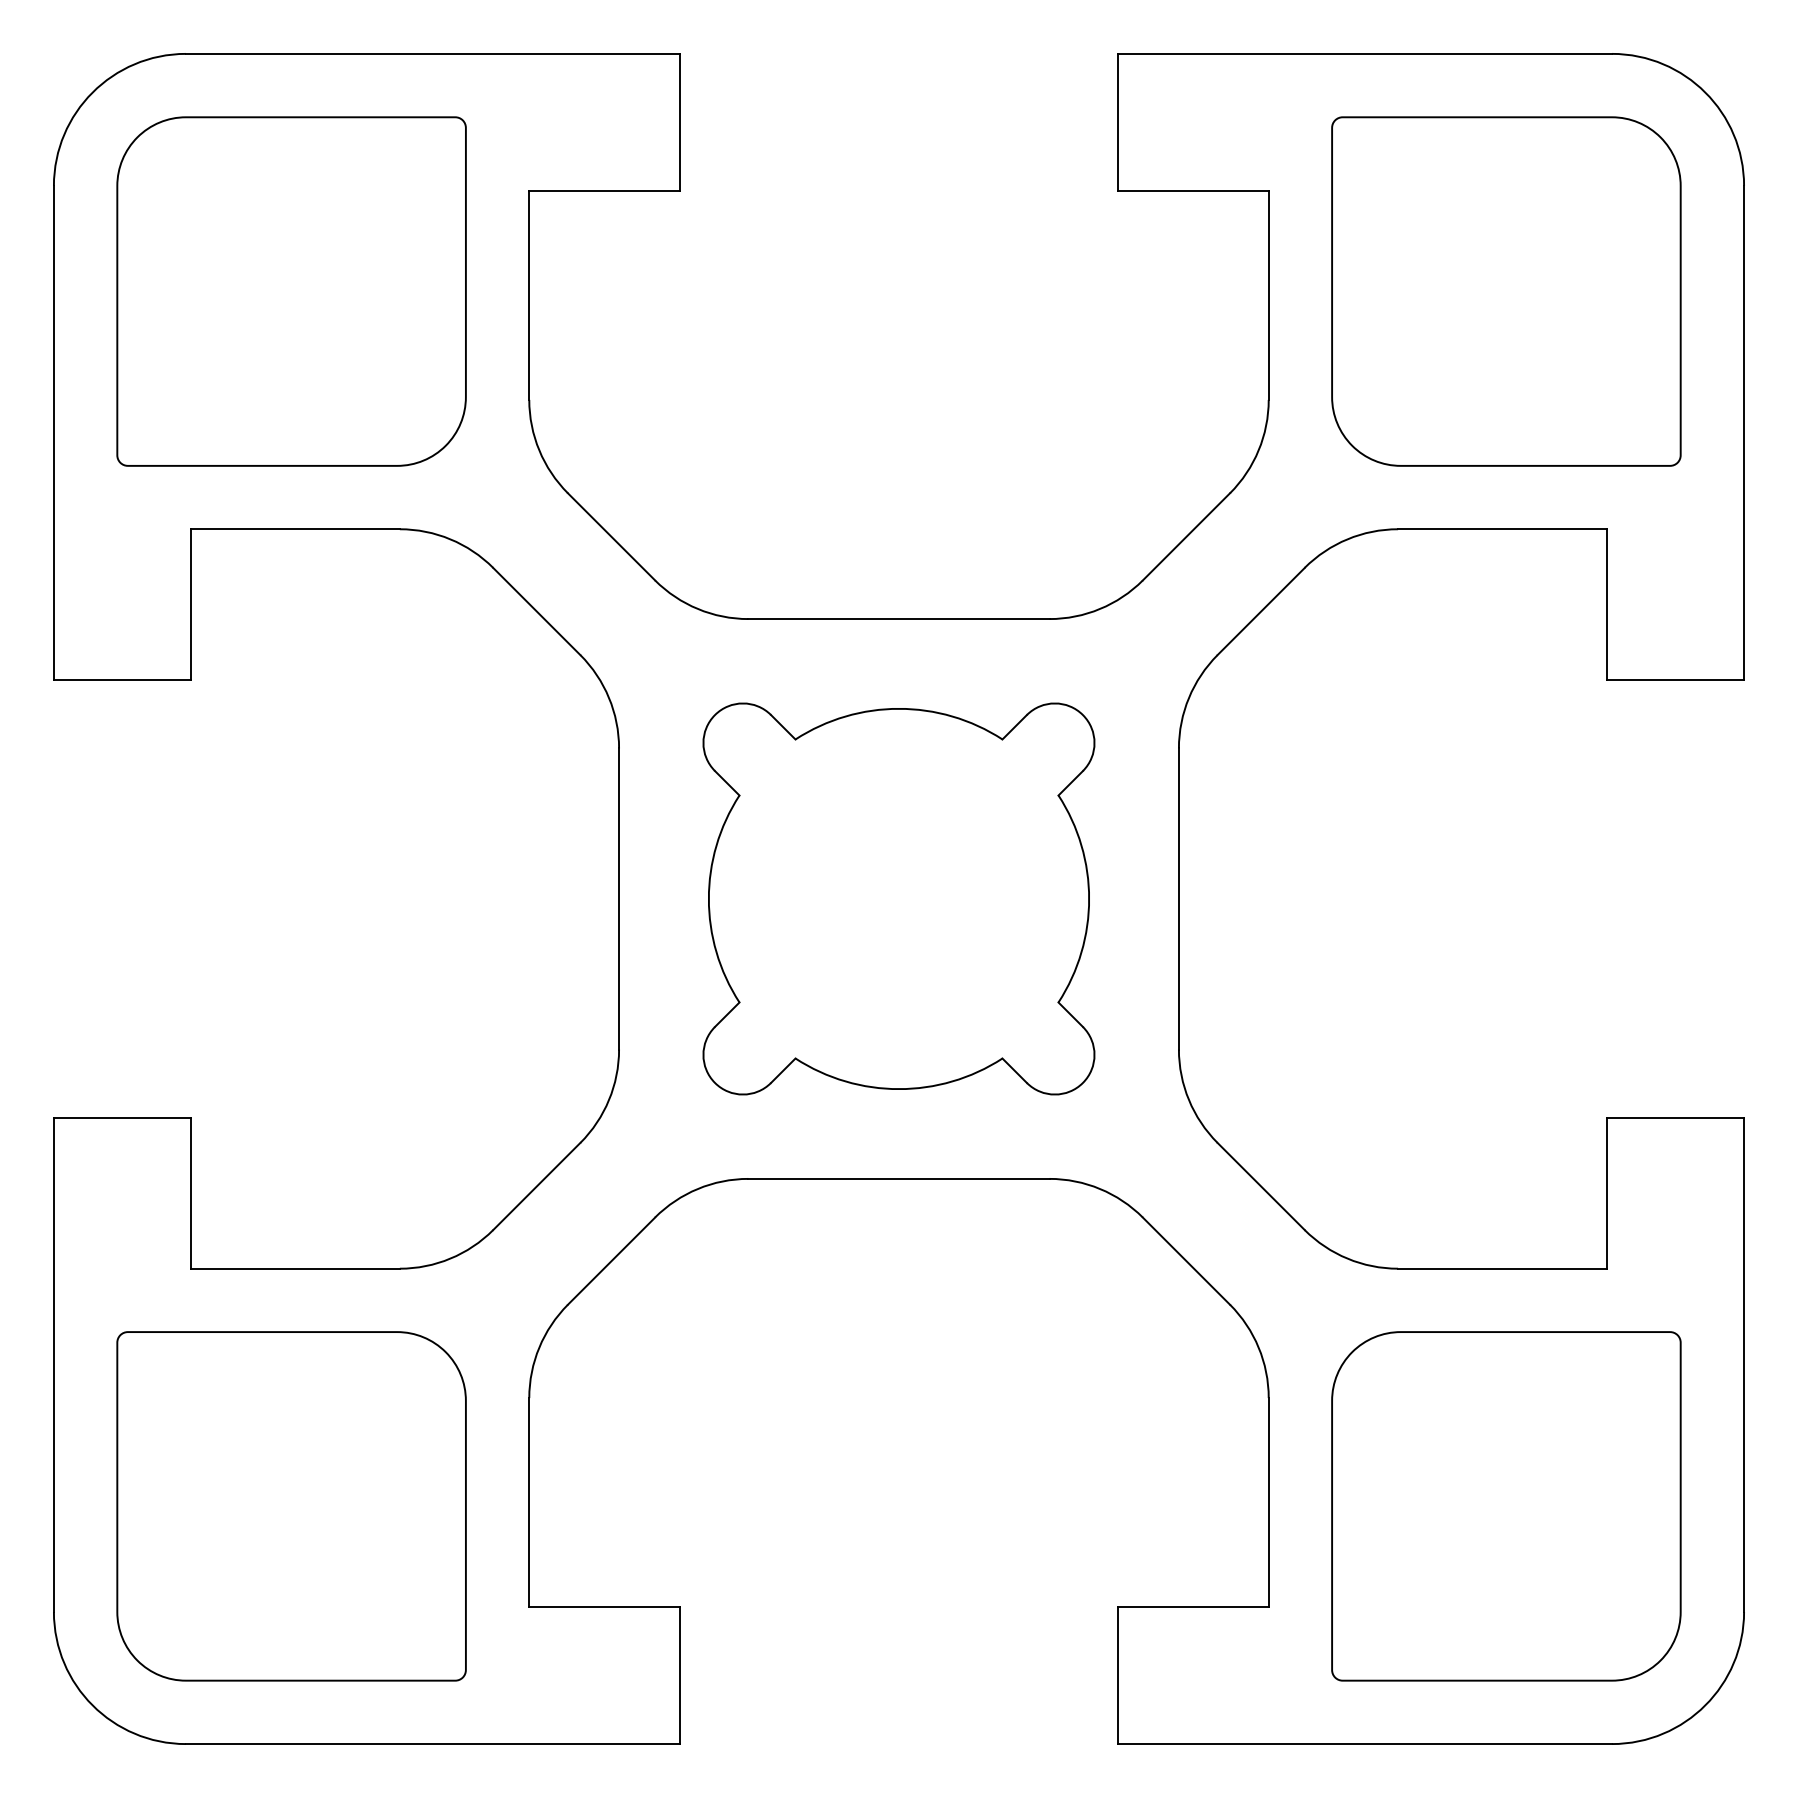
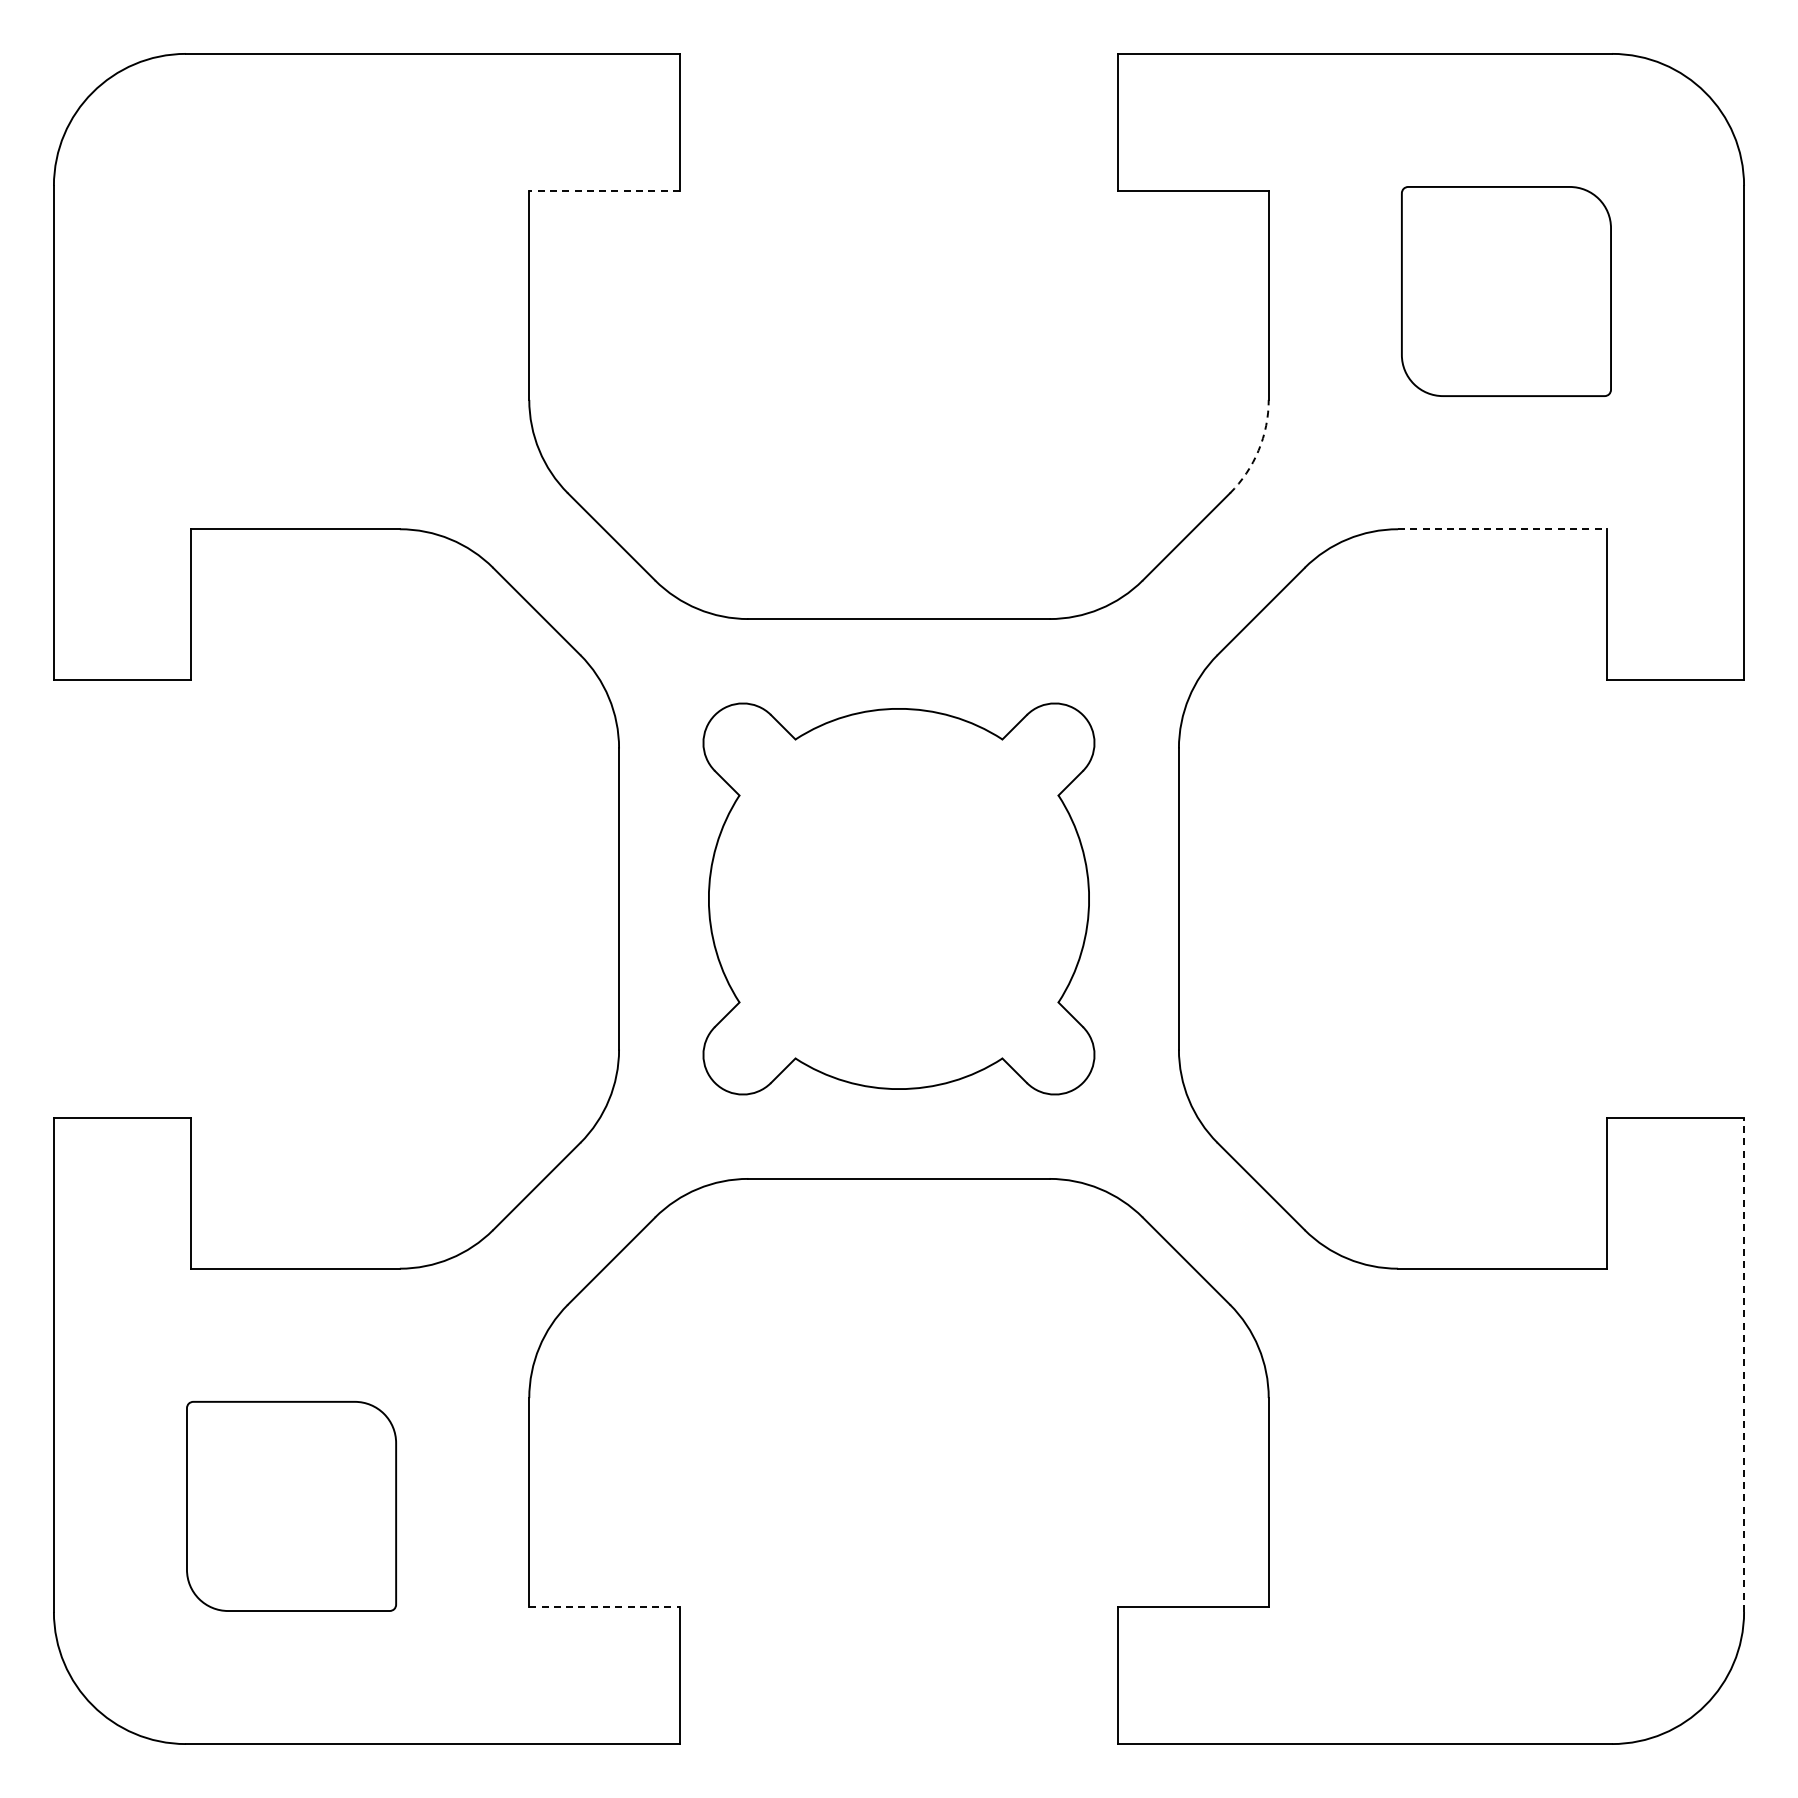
line: solid -> dashed (604, 191)
part: present -> none (291, 291)
part size: 351x351 px -> 211x211 px (1506, 291)
arc: solid -> dashed (1258, 450)
line: solid -> dashed (1502, 529)
line: solid -> dashed (1744, 1365)
part size: 351x351 px -> 211x211 px (291, 1506)
part: present -> none (1506, 1506)
line: solid -> dashed (605, 1606)
